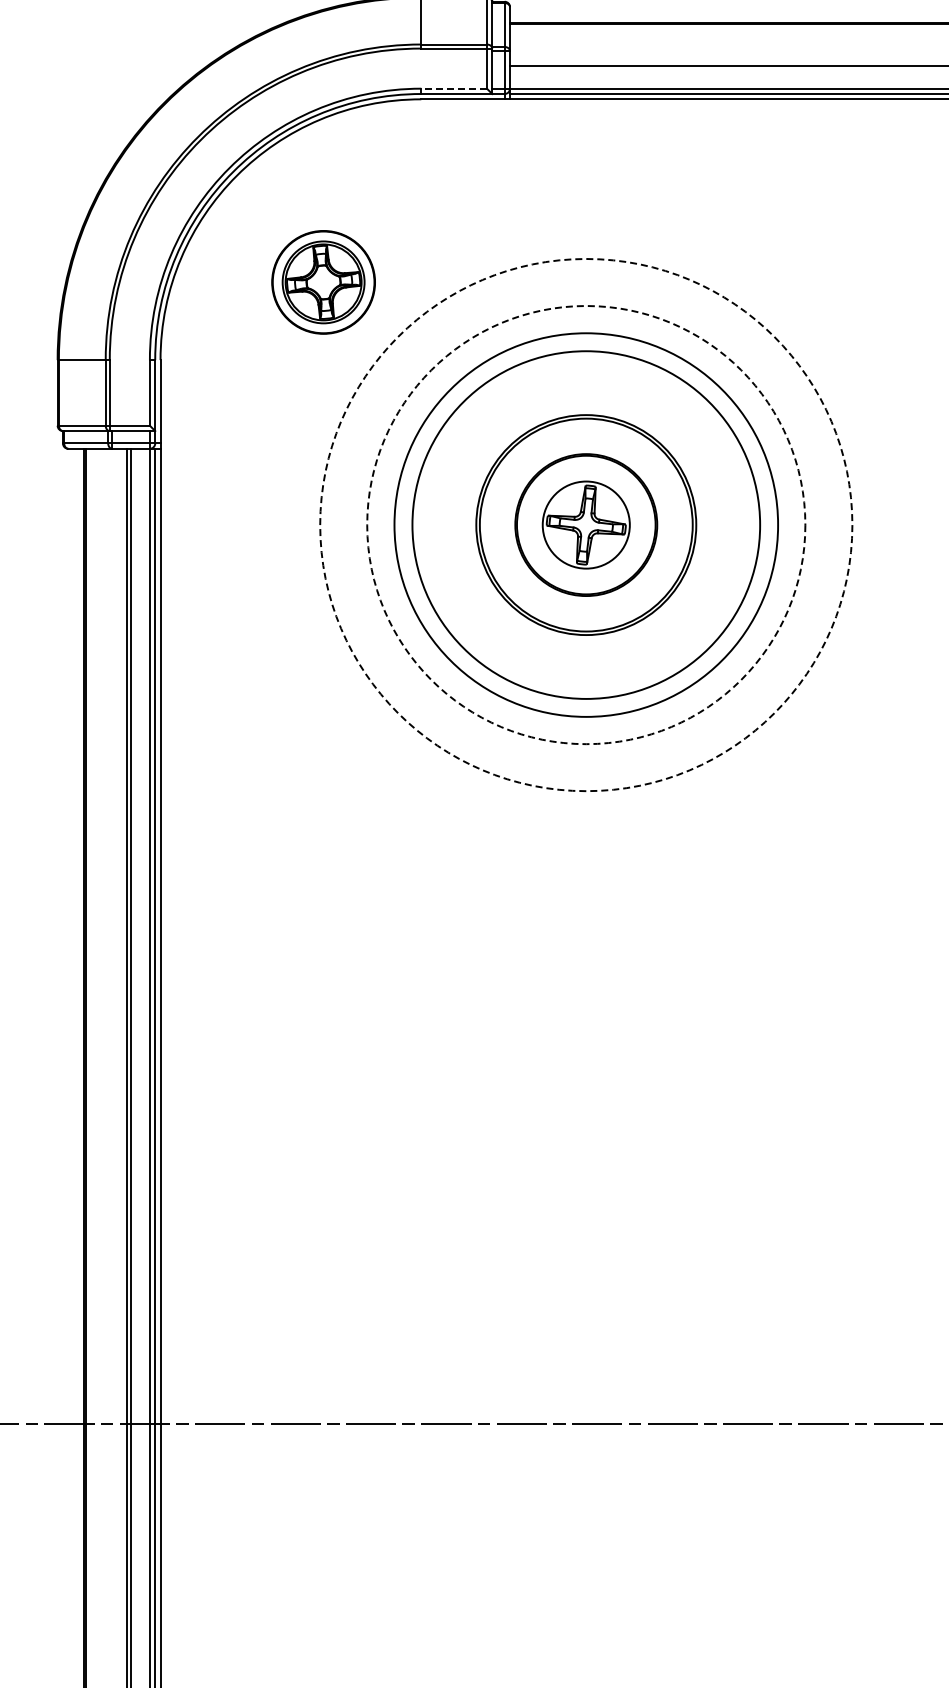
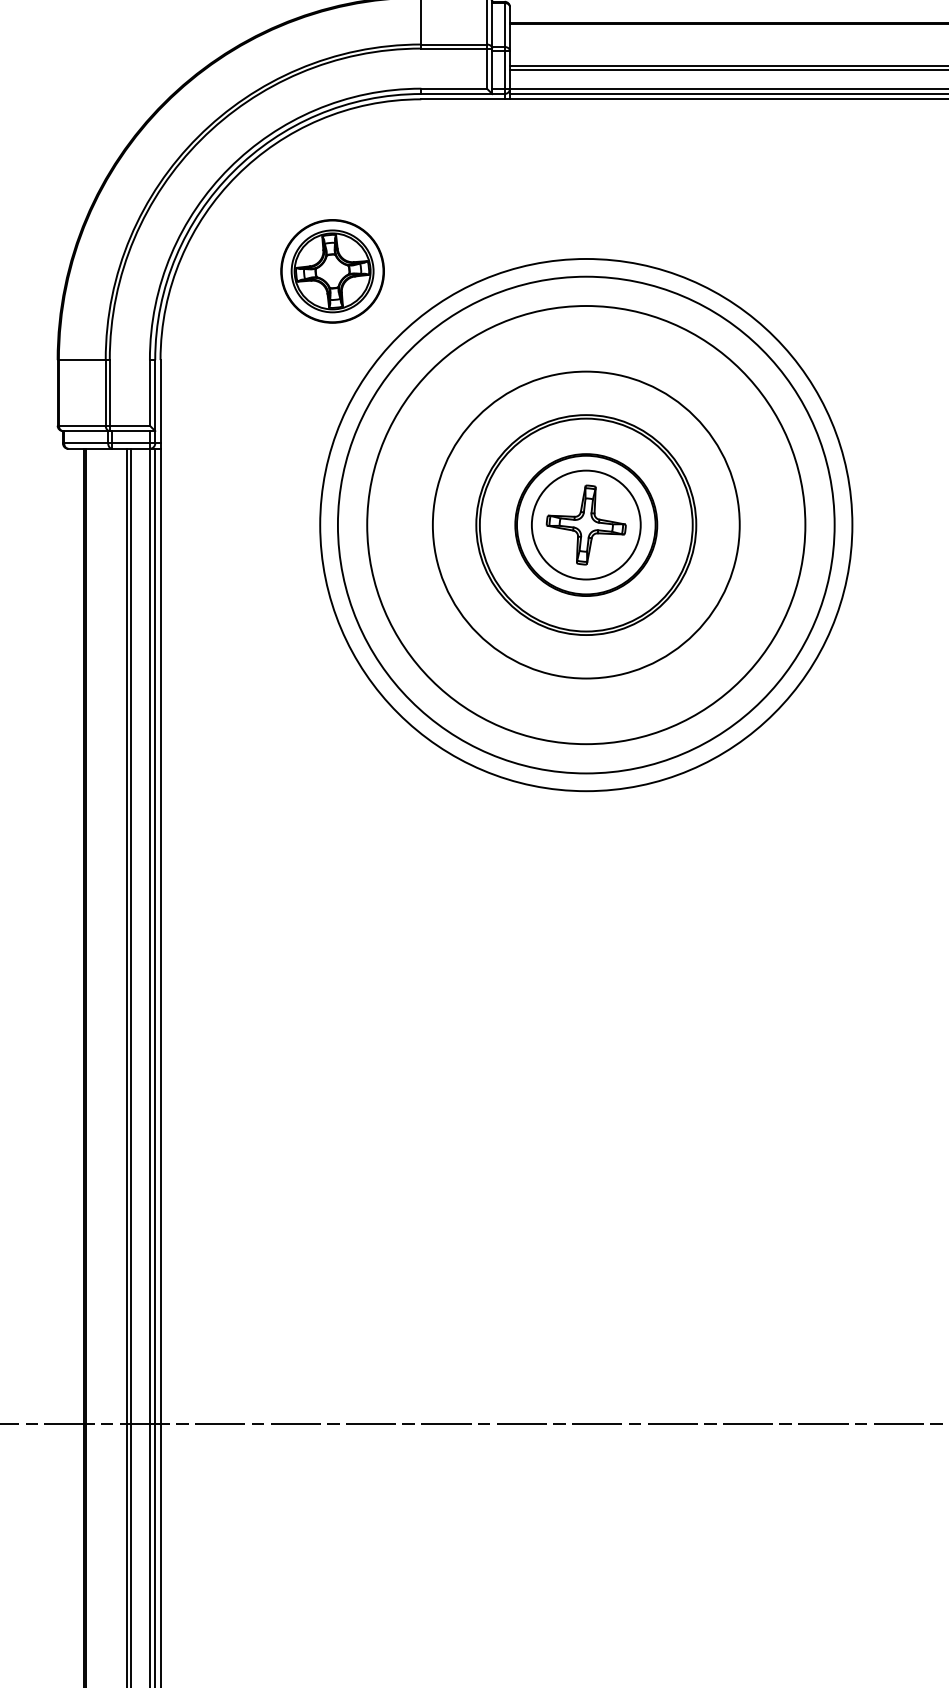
line: none -> present (727, 69)
line: dashed -> solid (454, 88)
part position: (323, 282) -> (332, 271) (332, 271)
circle diameter: 87 px -> 109 px (585, 524)
circle diameter: 348 px -> 497 px (585, 524)
circle diameter: 384 px -> 307 px (585, 524)
circle: dashed -> solid (586, 524)
circle: dashed -> solid (586, 525)
